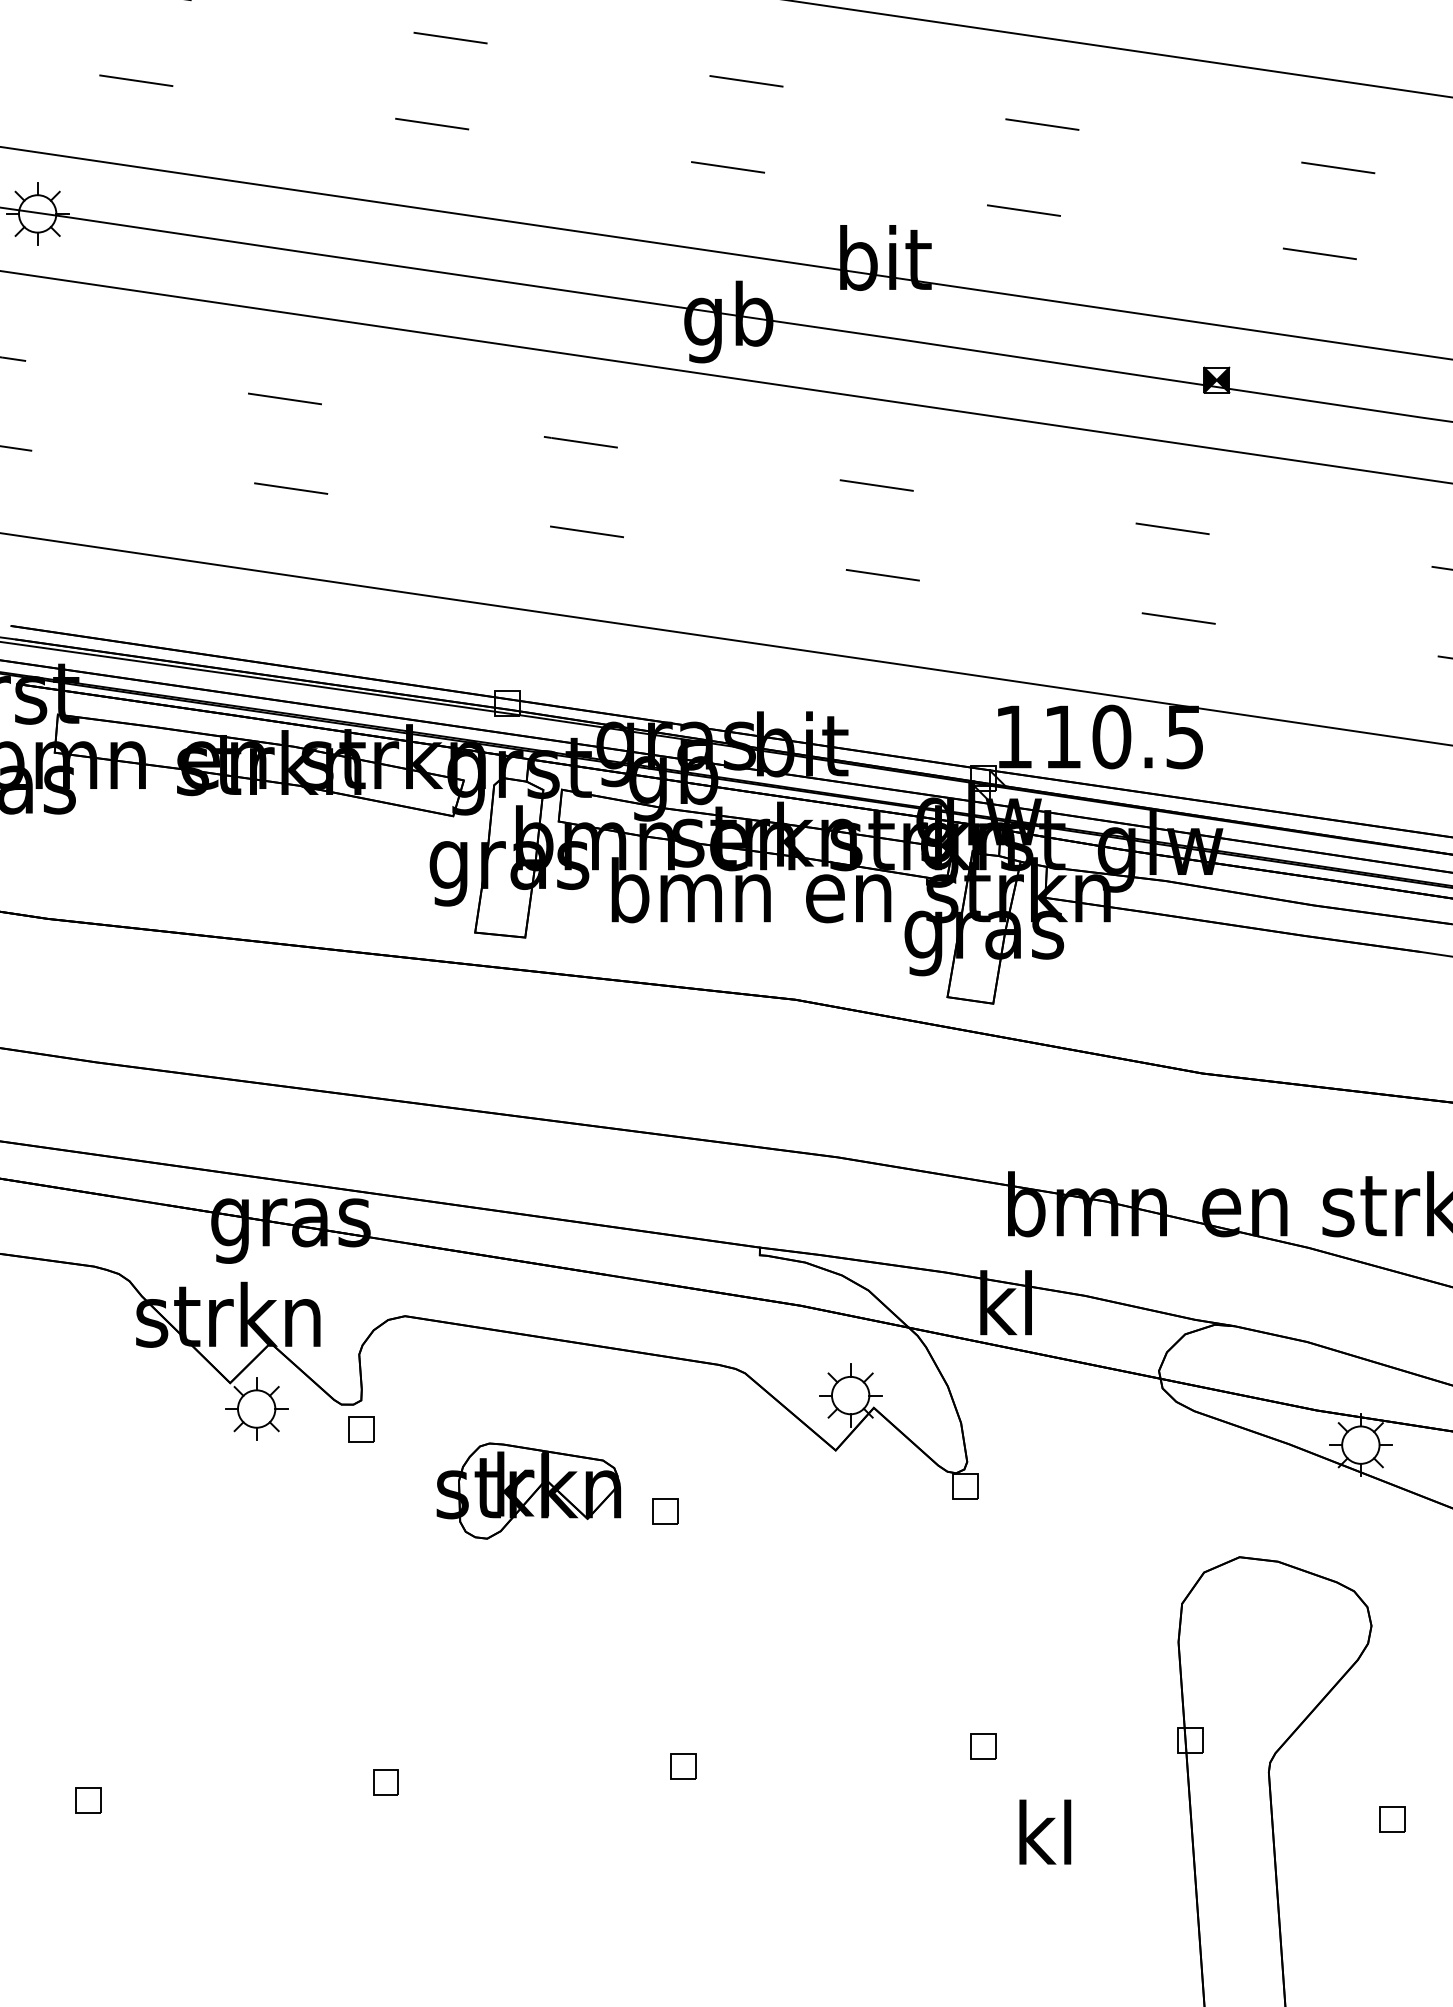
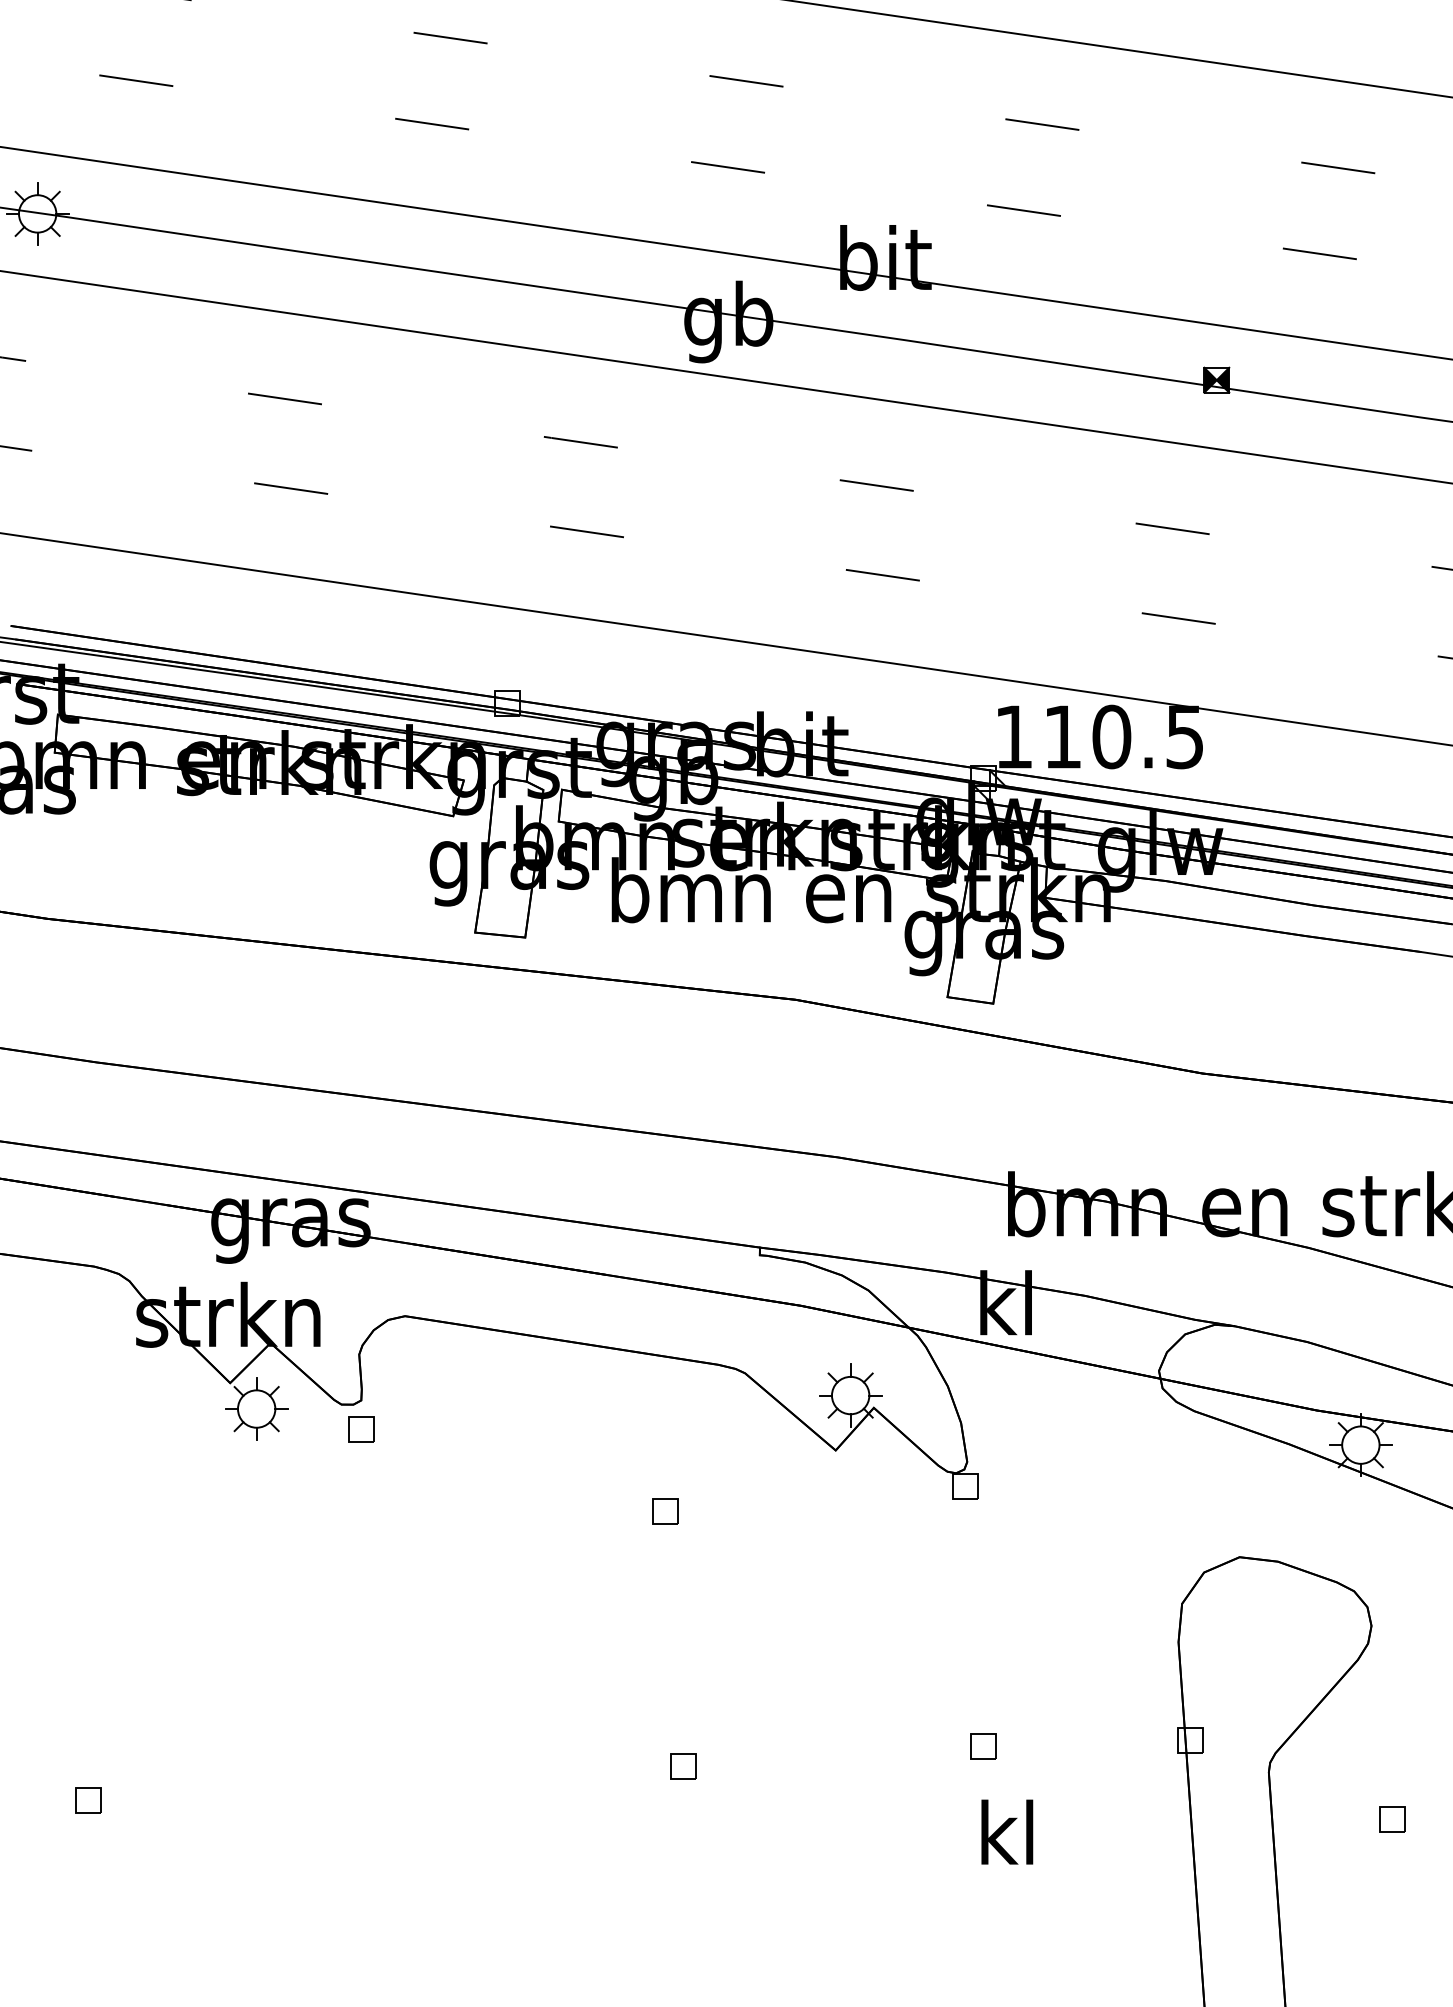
part: present -> none (528, 1490)
part: present -> none (385, 1782)
text position: (1045, 1831) -> (1007, 1831) (1007, 1831)
